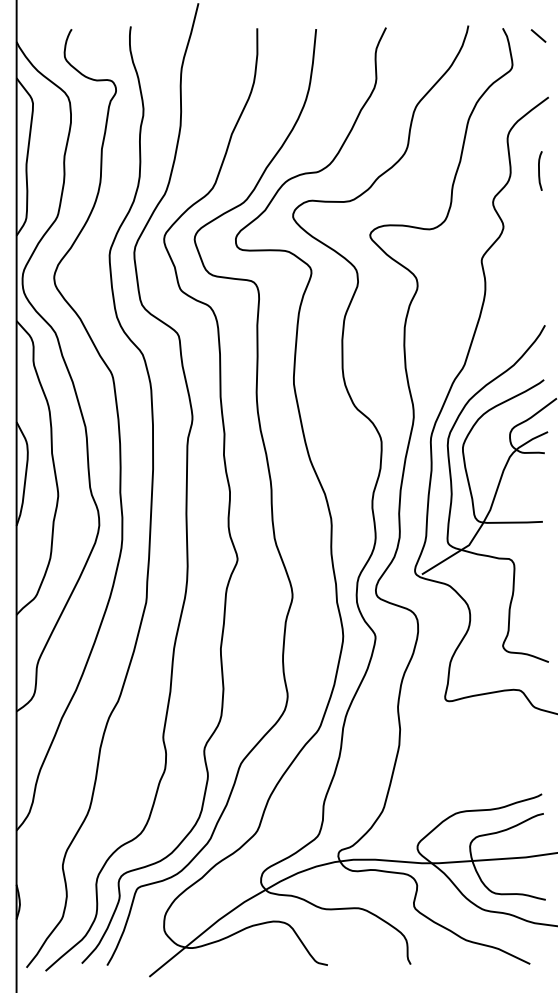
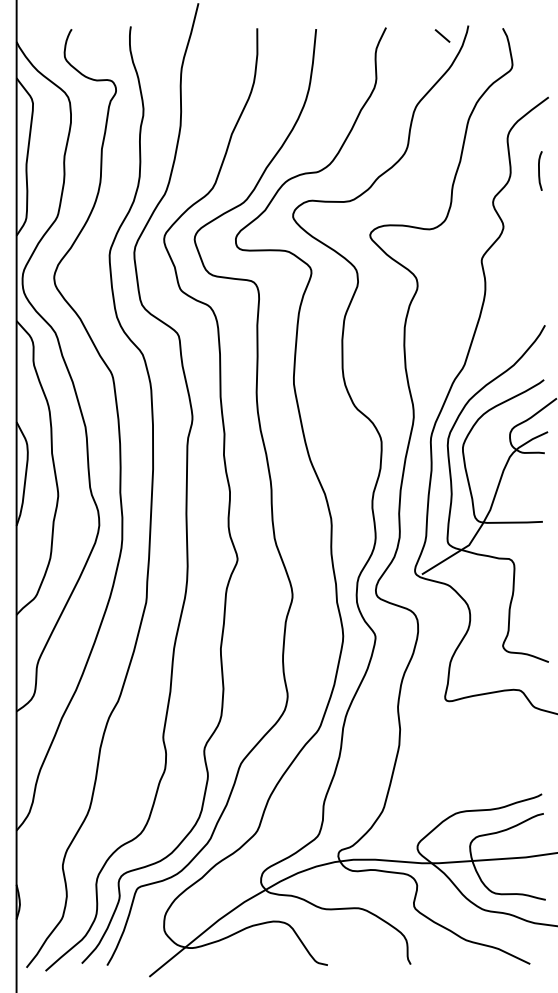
line position: (538, 35) -> (442, 35) (442, 35)
